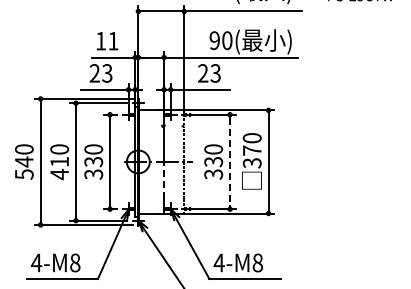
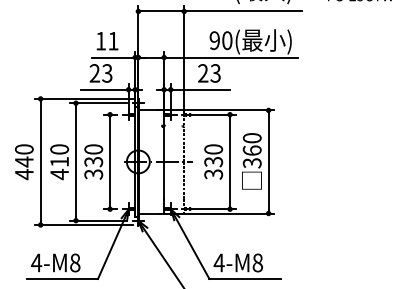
text: 370 -> 360 (251, 150)
line: dashed -> solid (230, 161)
text: 540 -> 440 (24, 174)
line: dashed -> solid (164, 180)
